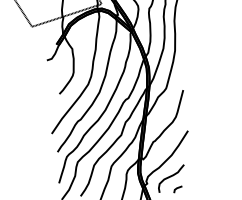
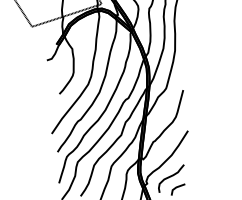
part size: 10x9 px -> 16x13 px (177, 189)
